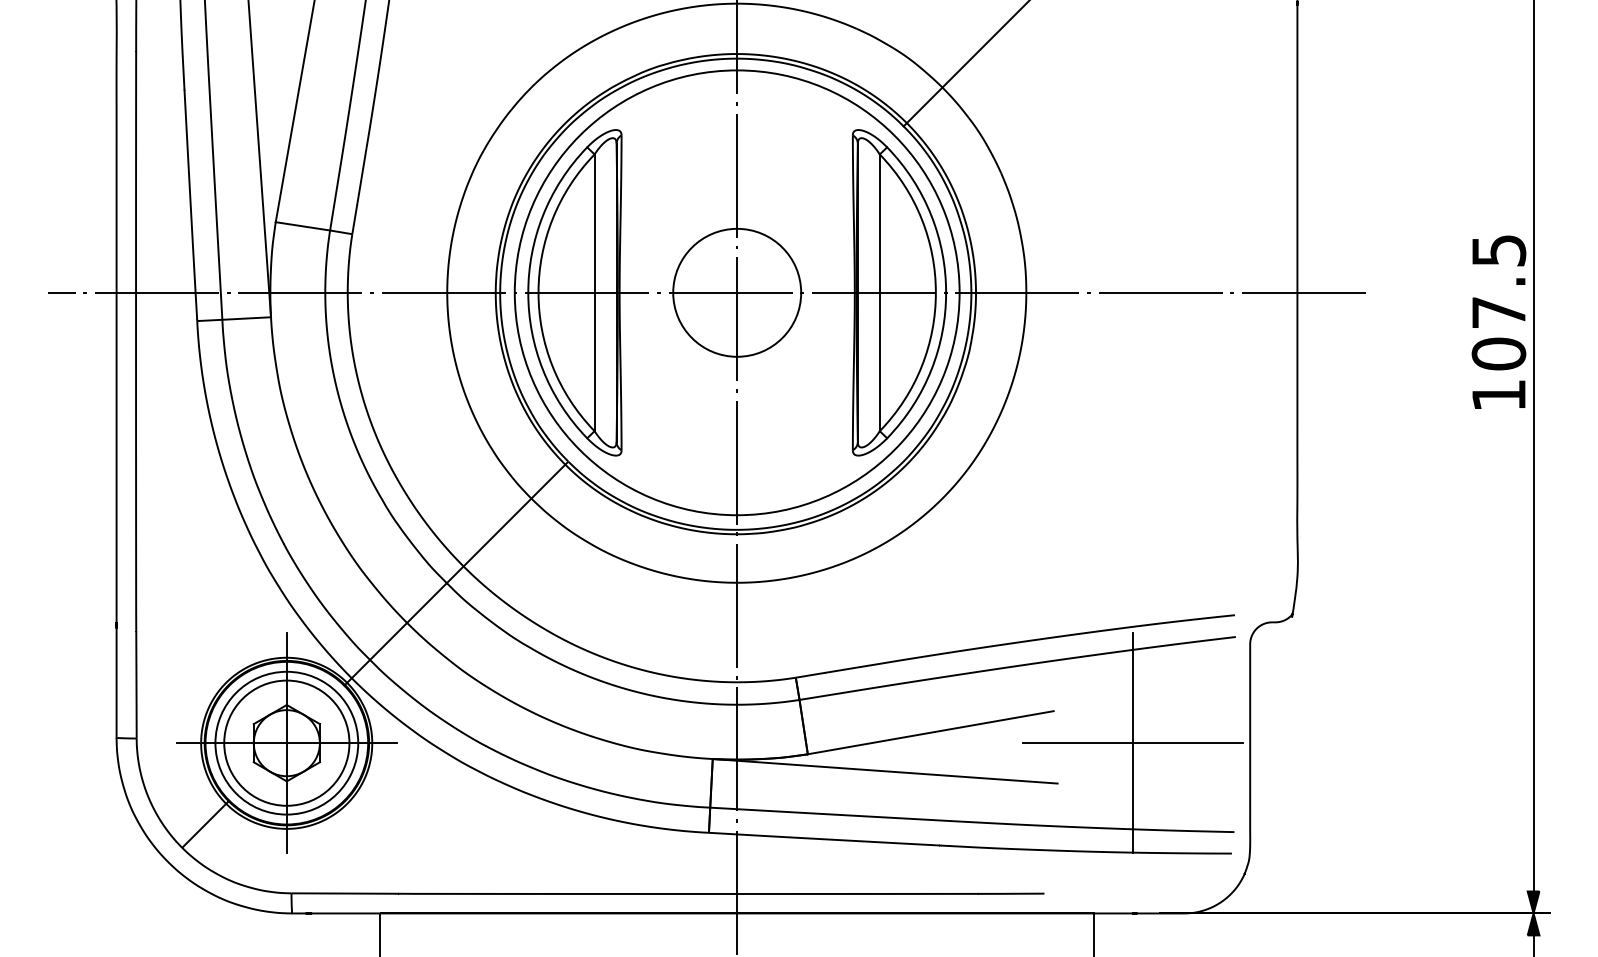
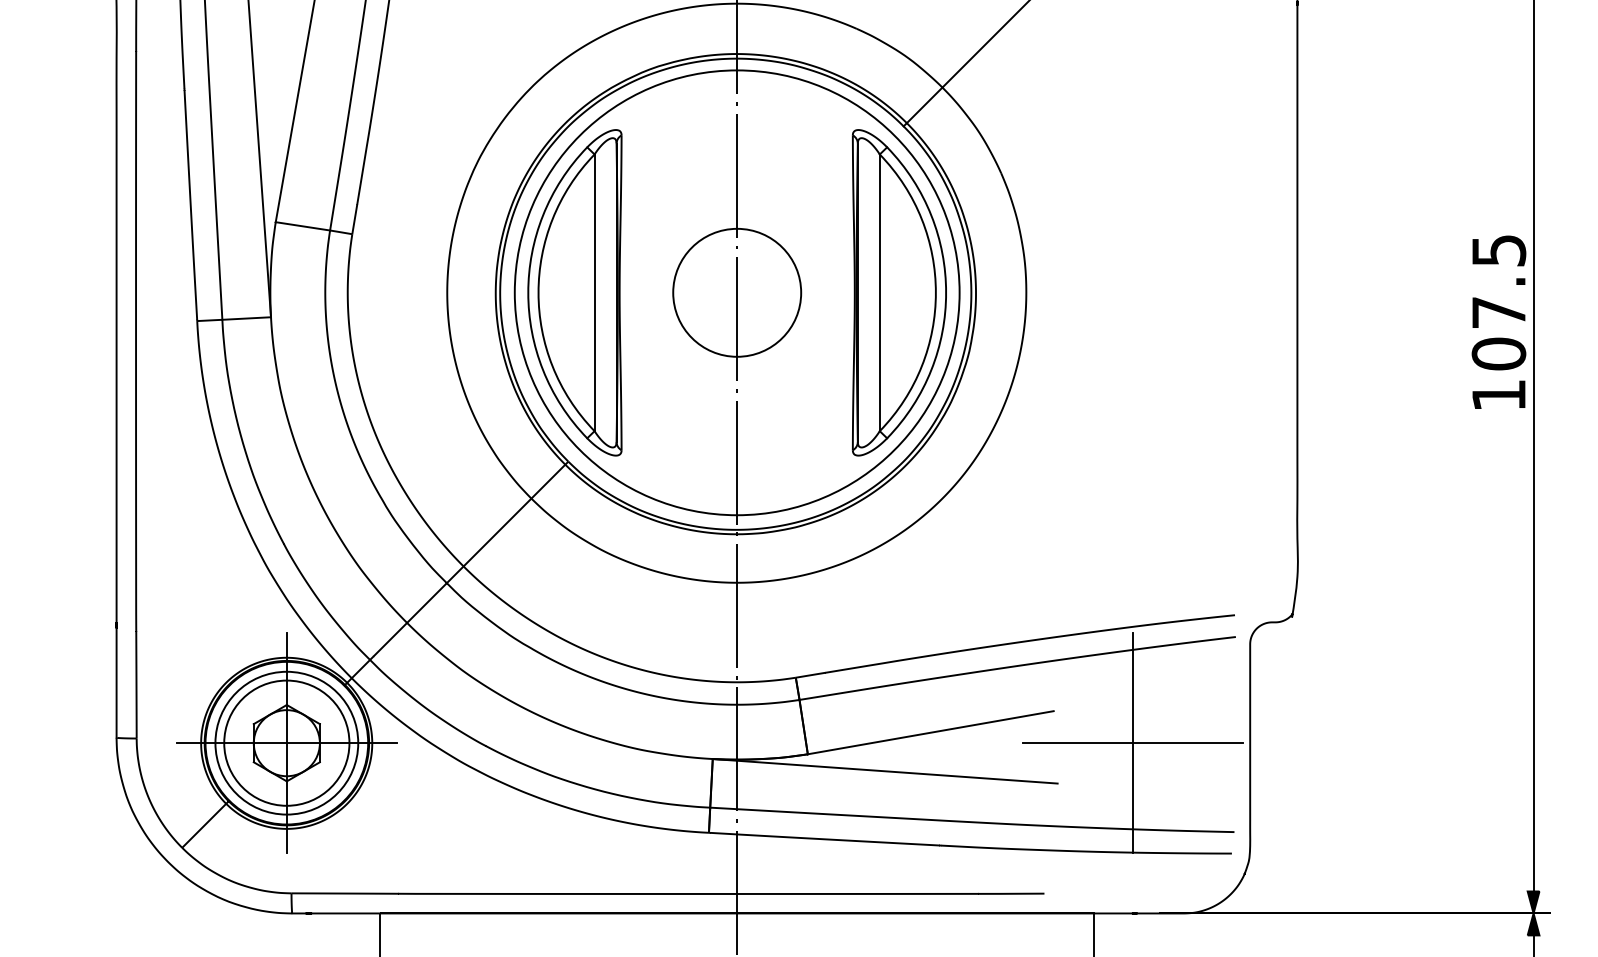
line: present -> none (706, 292)
